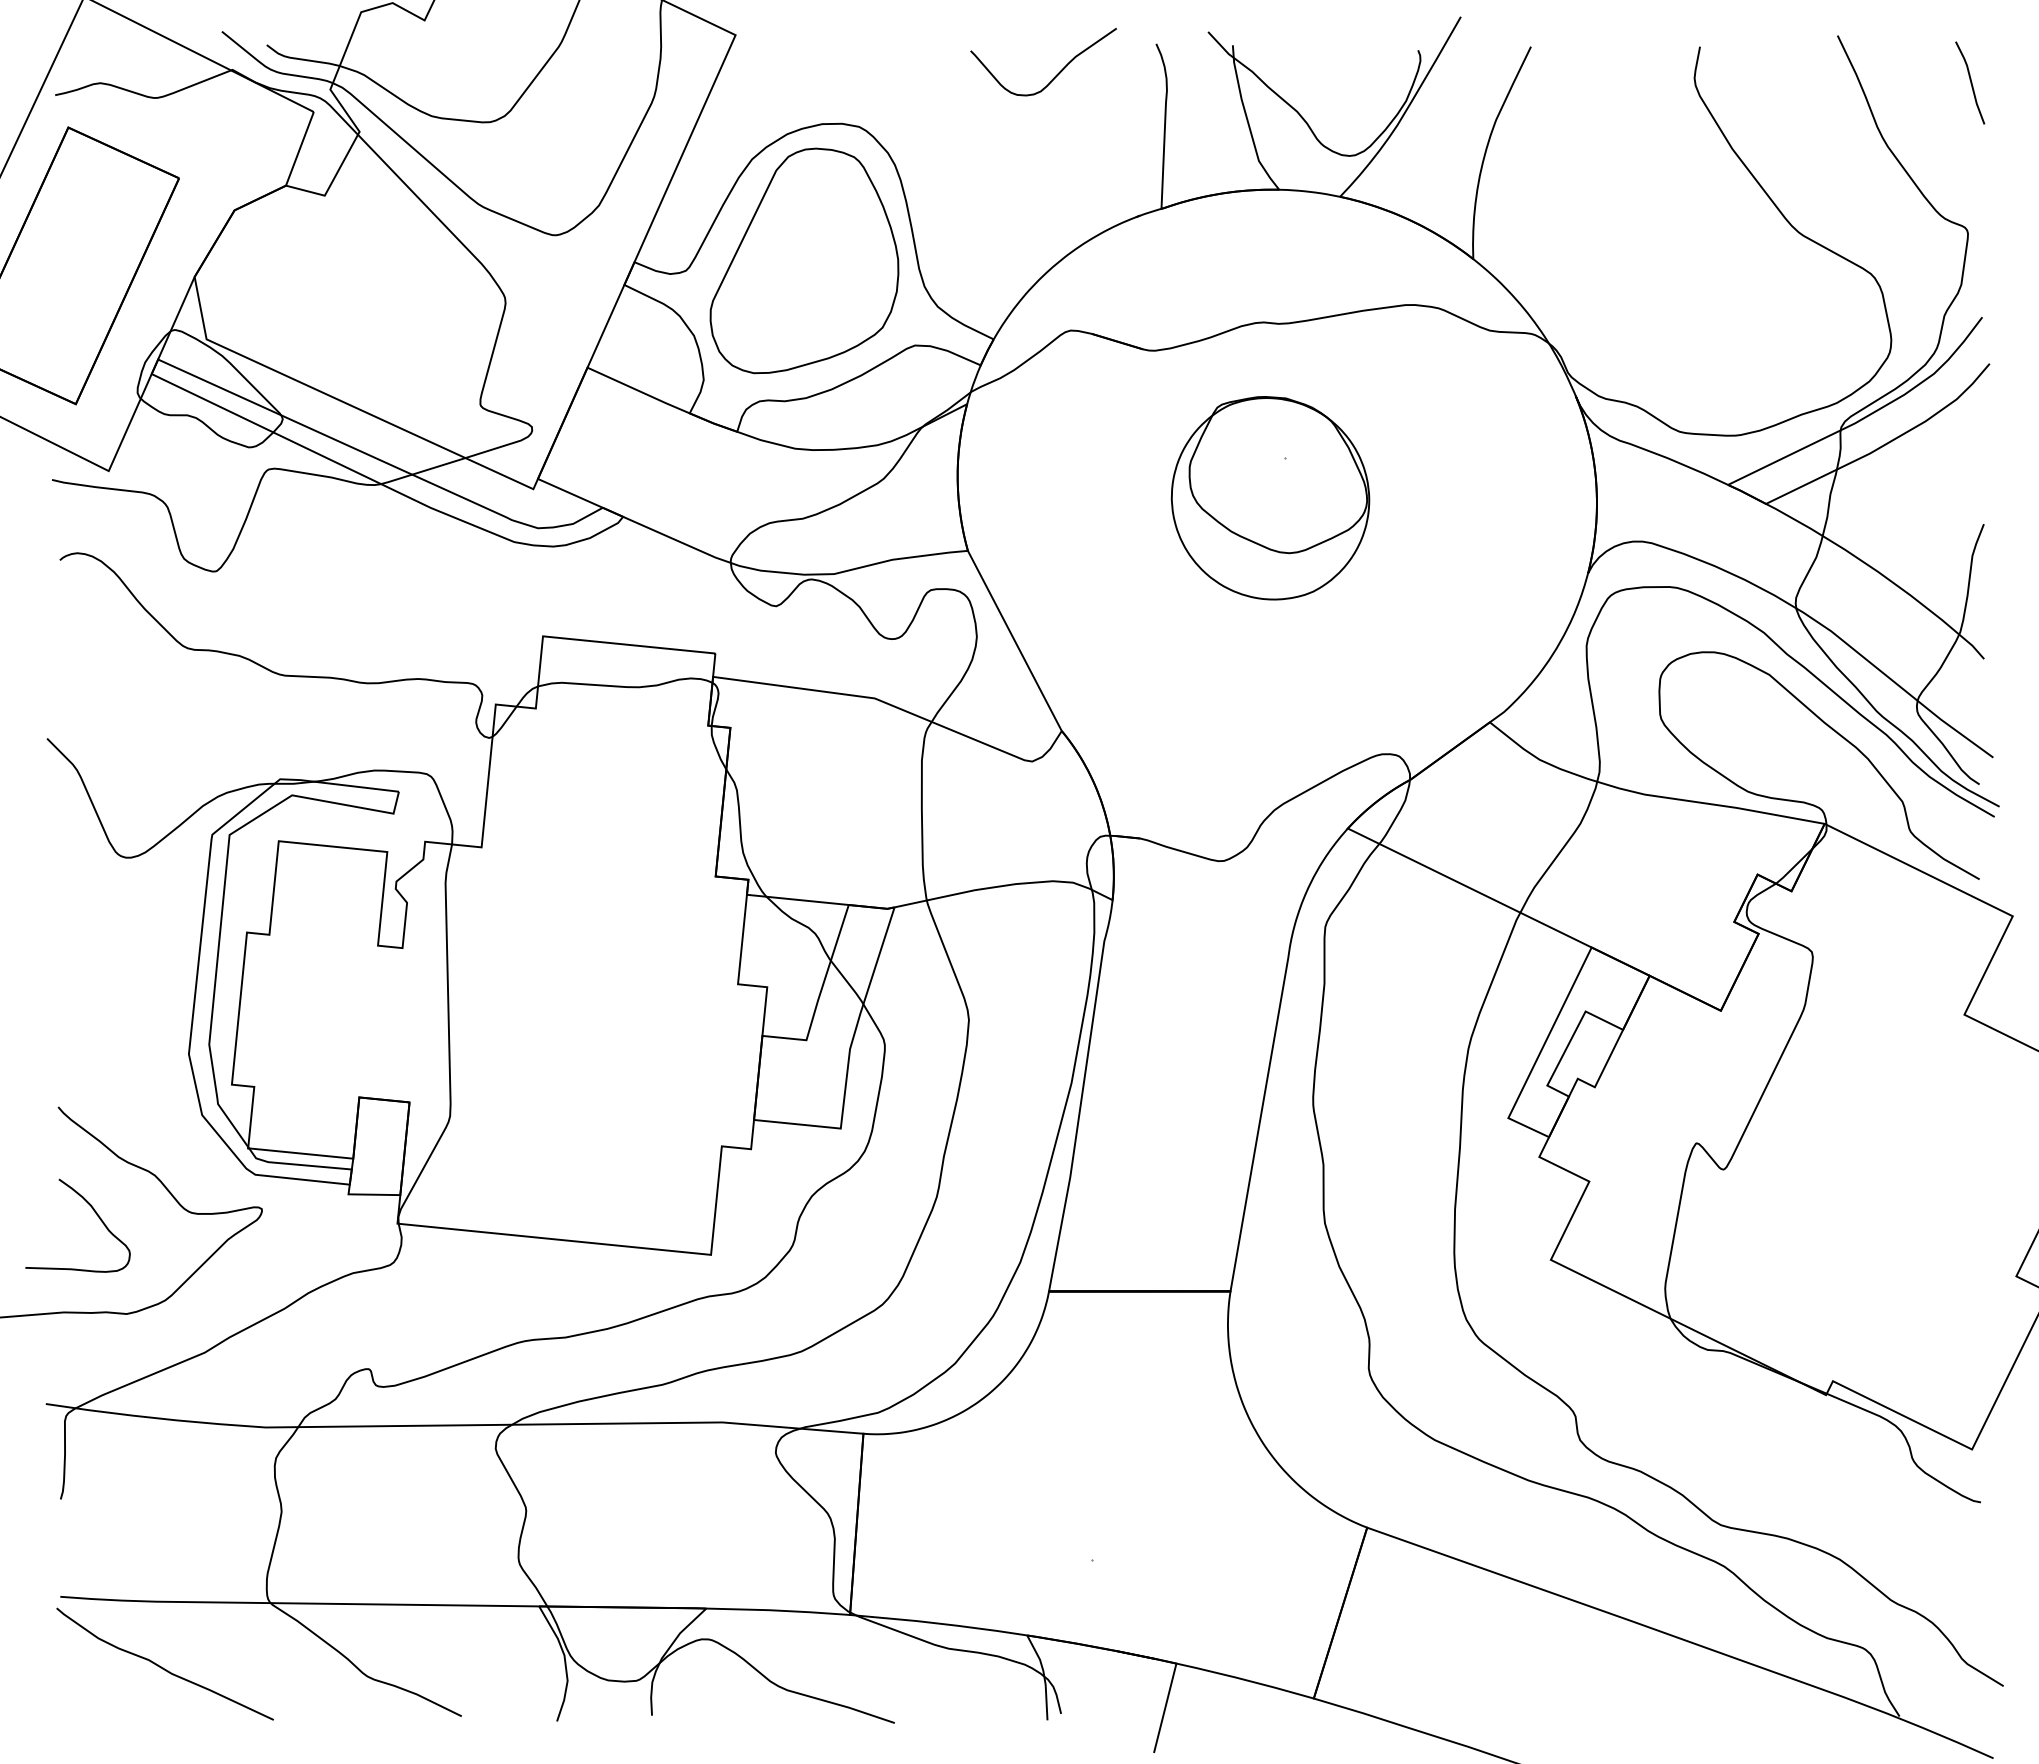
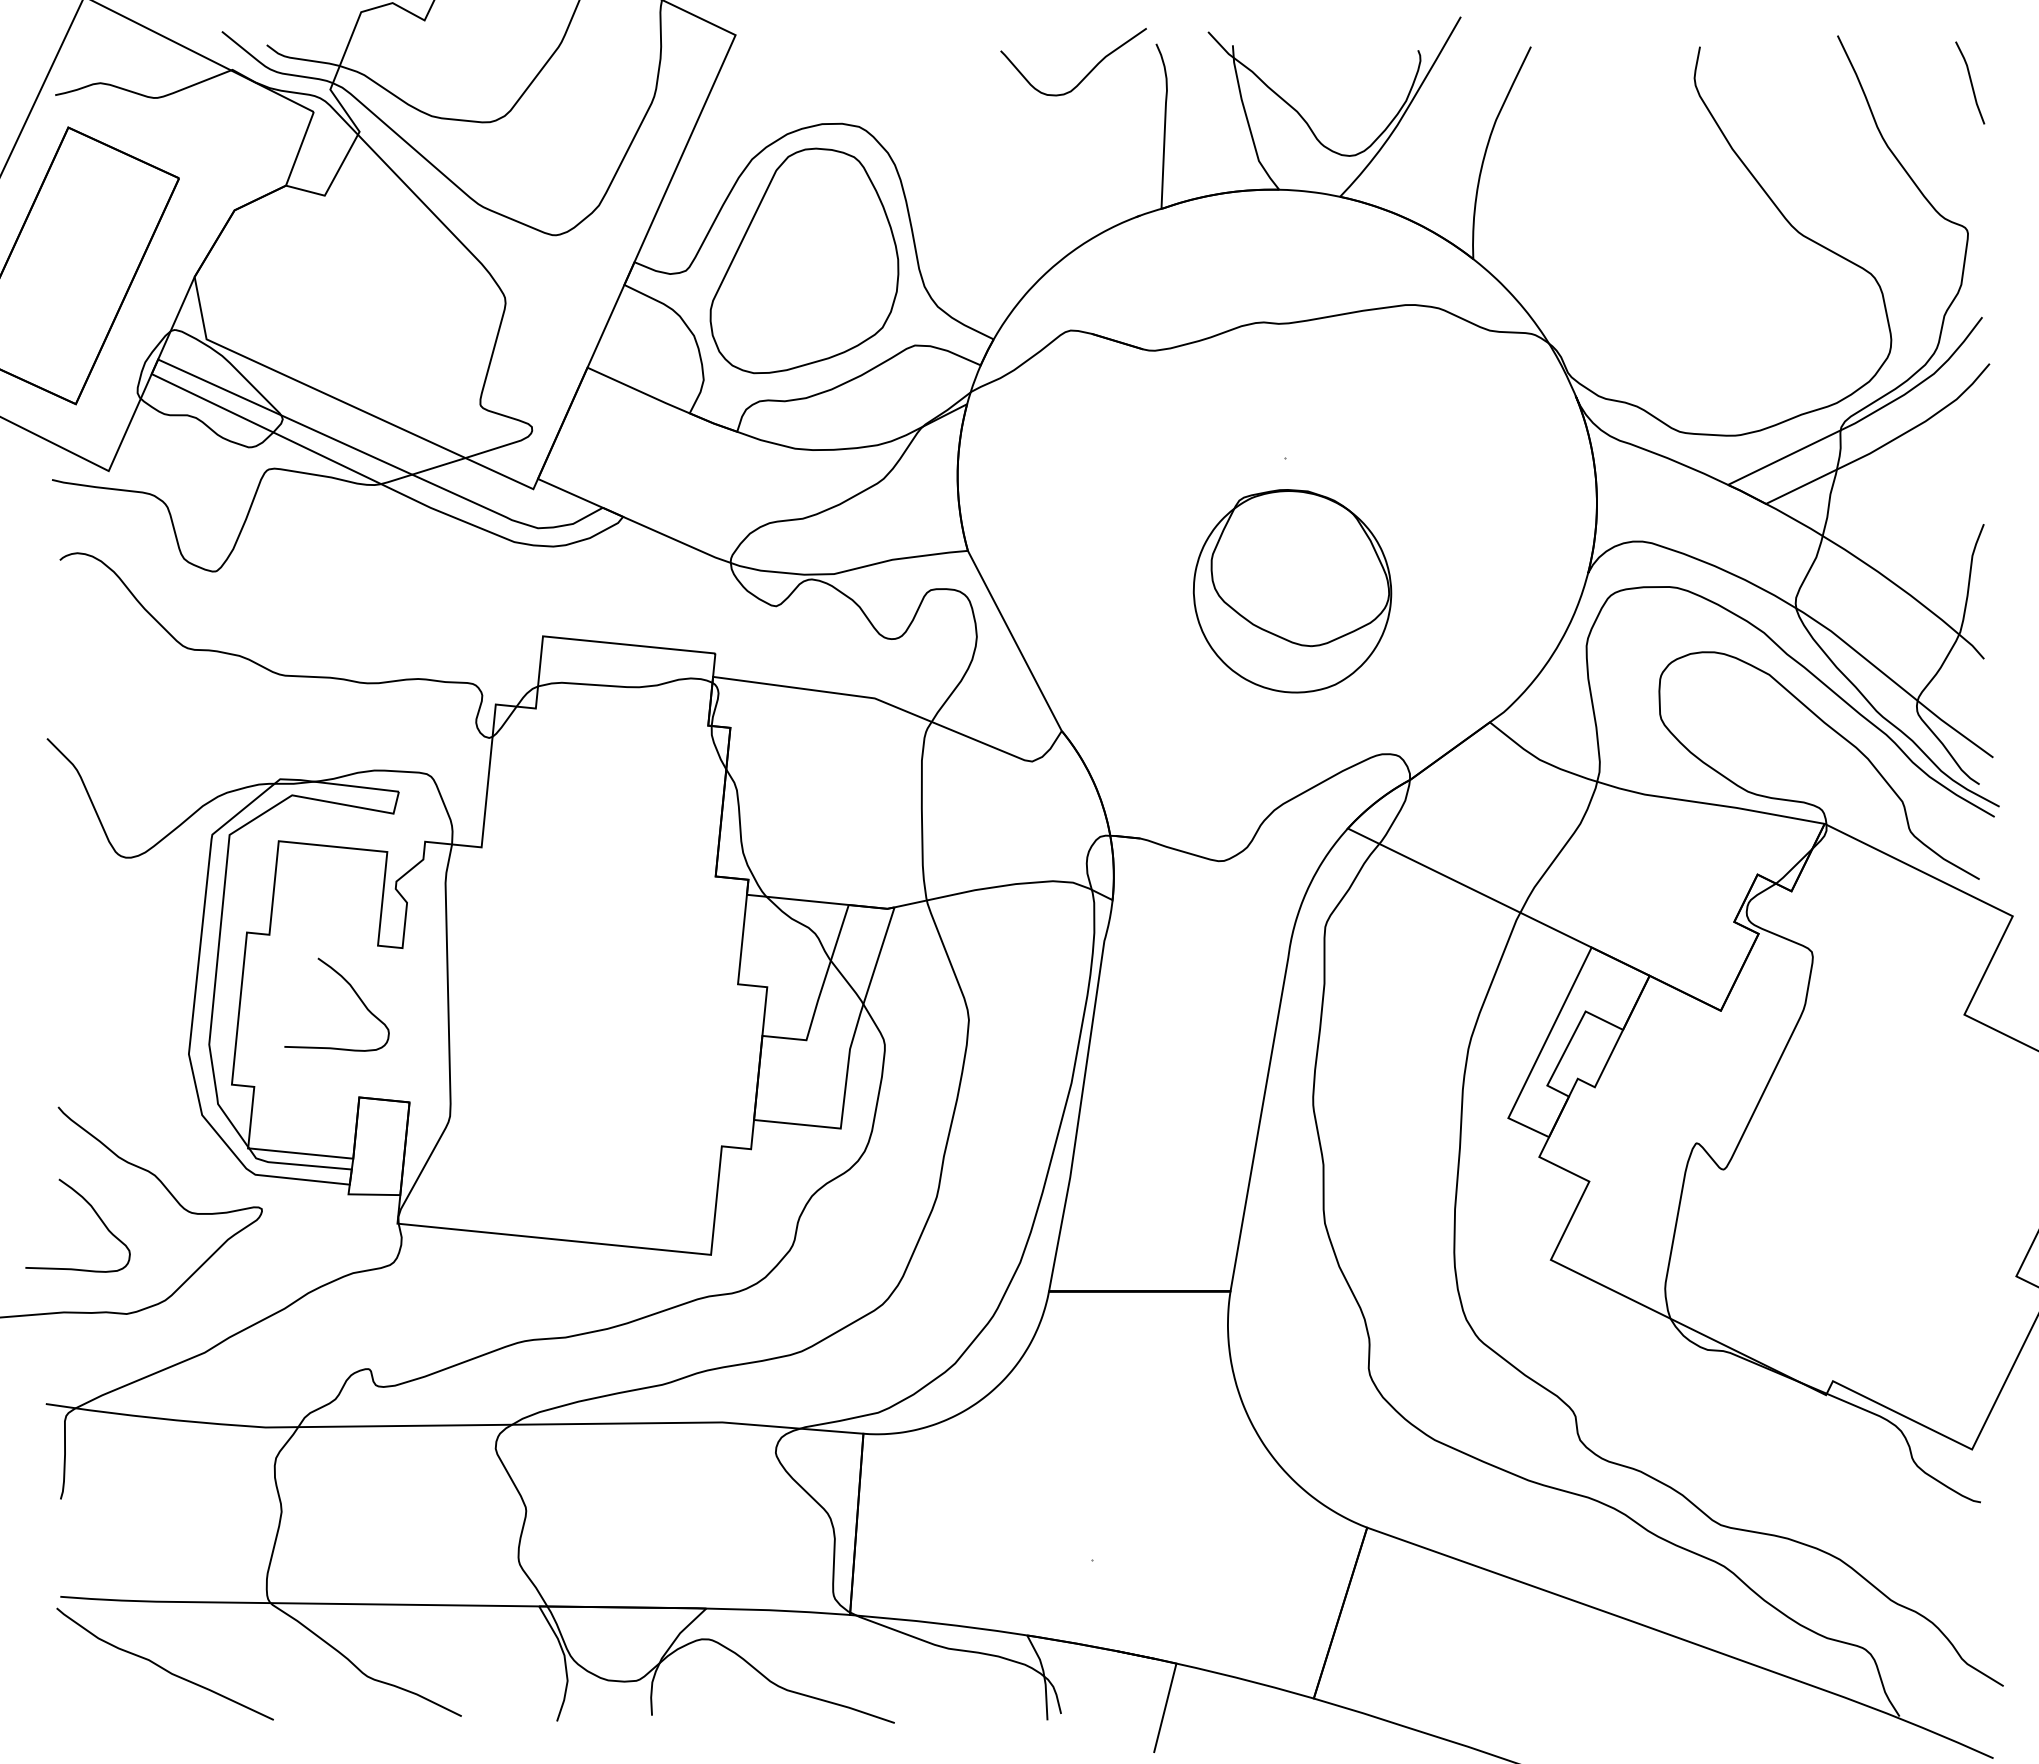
curve position: (1056, 74) -> (1086, 74) (1086, 74)
part position: (1270, 498) -> (1292, 591) (1292, 591)
curve: none -> present (353, 991)
